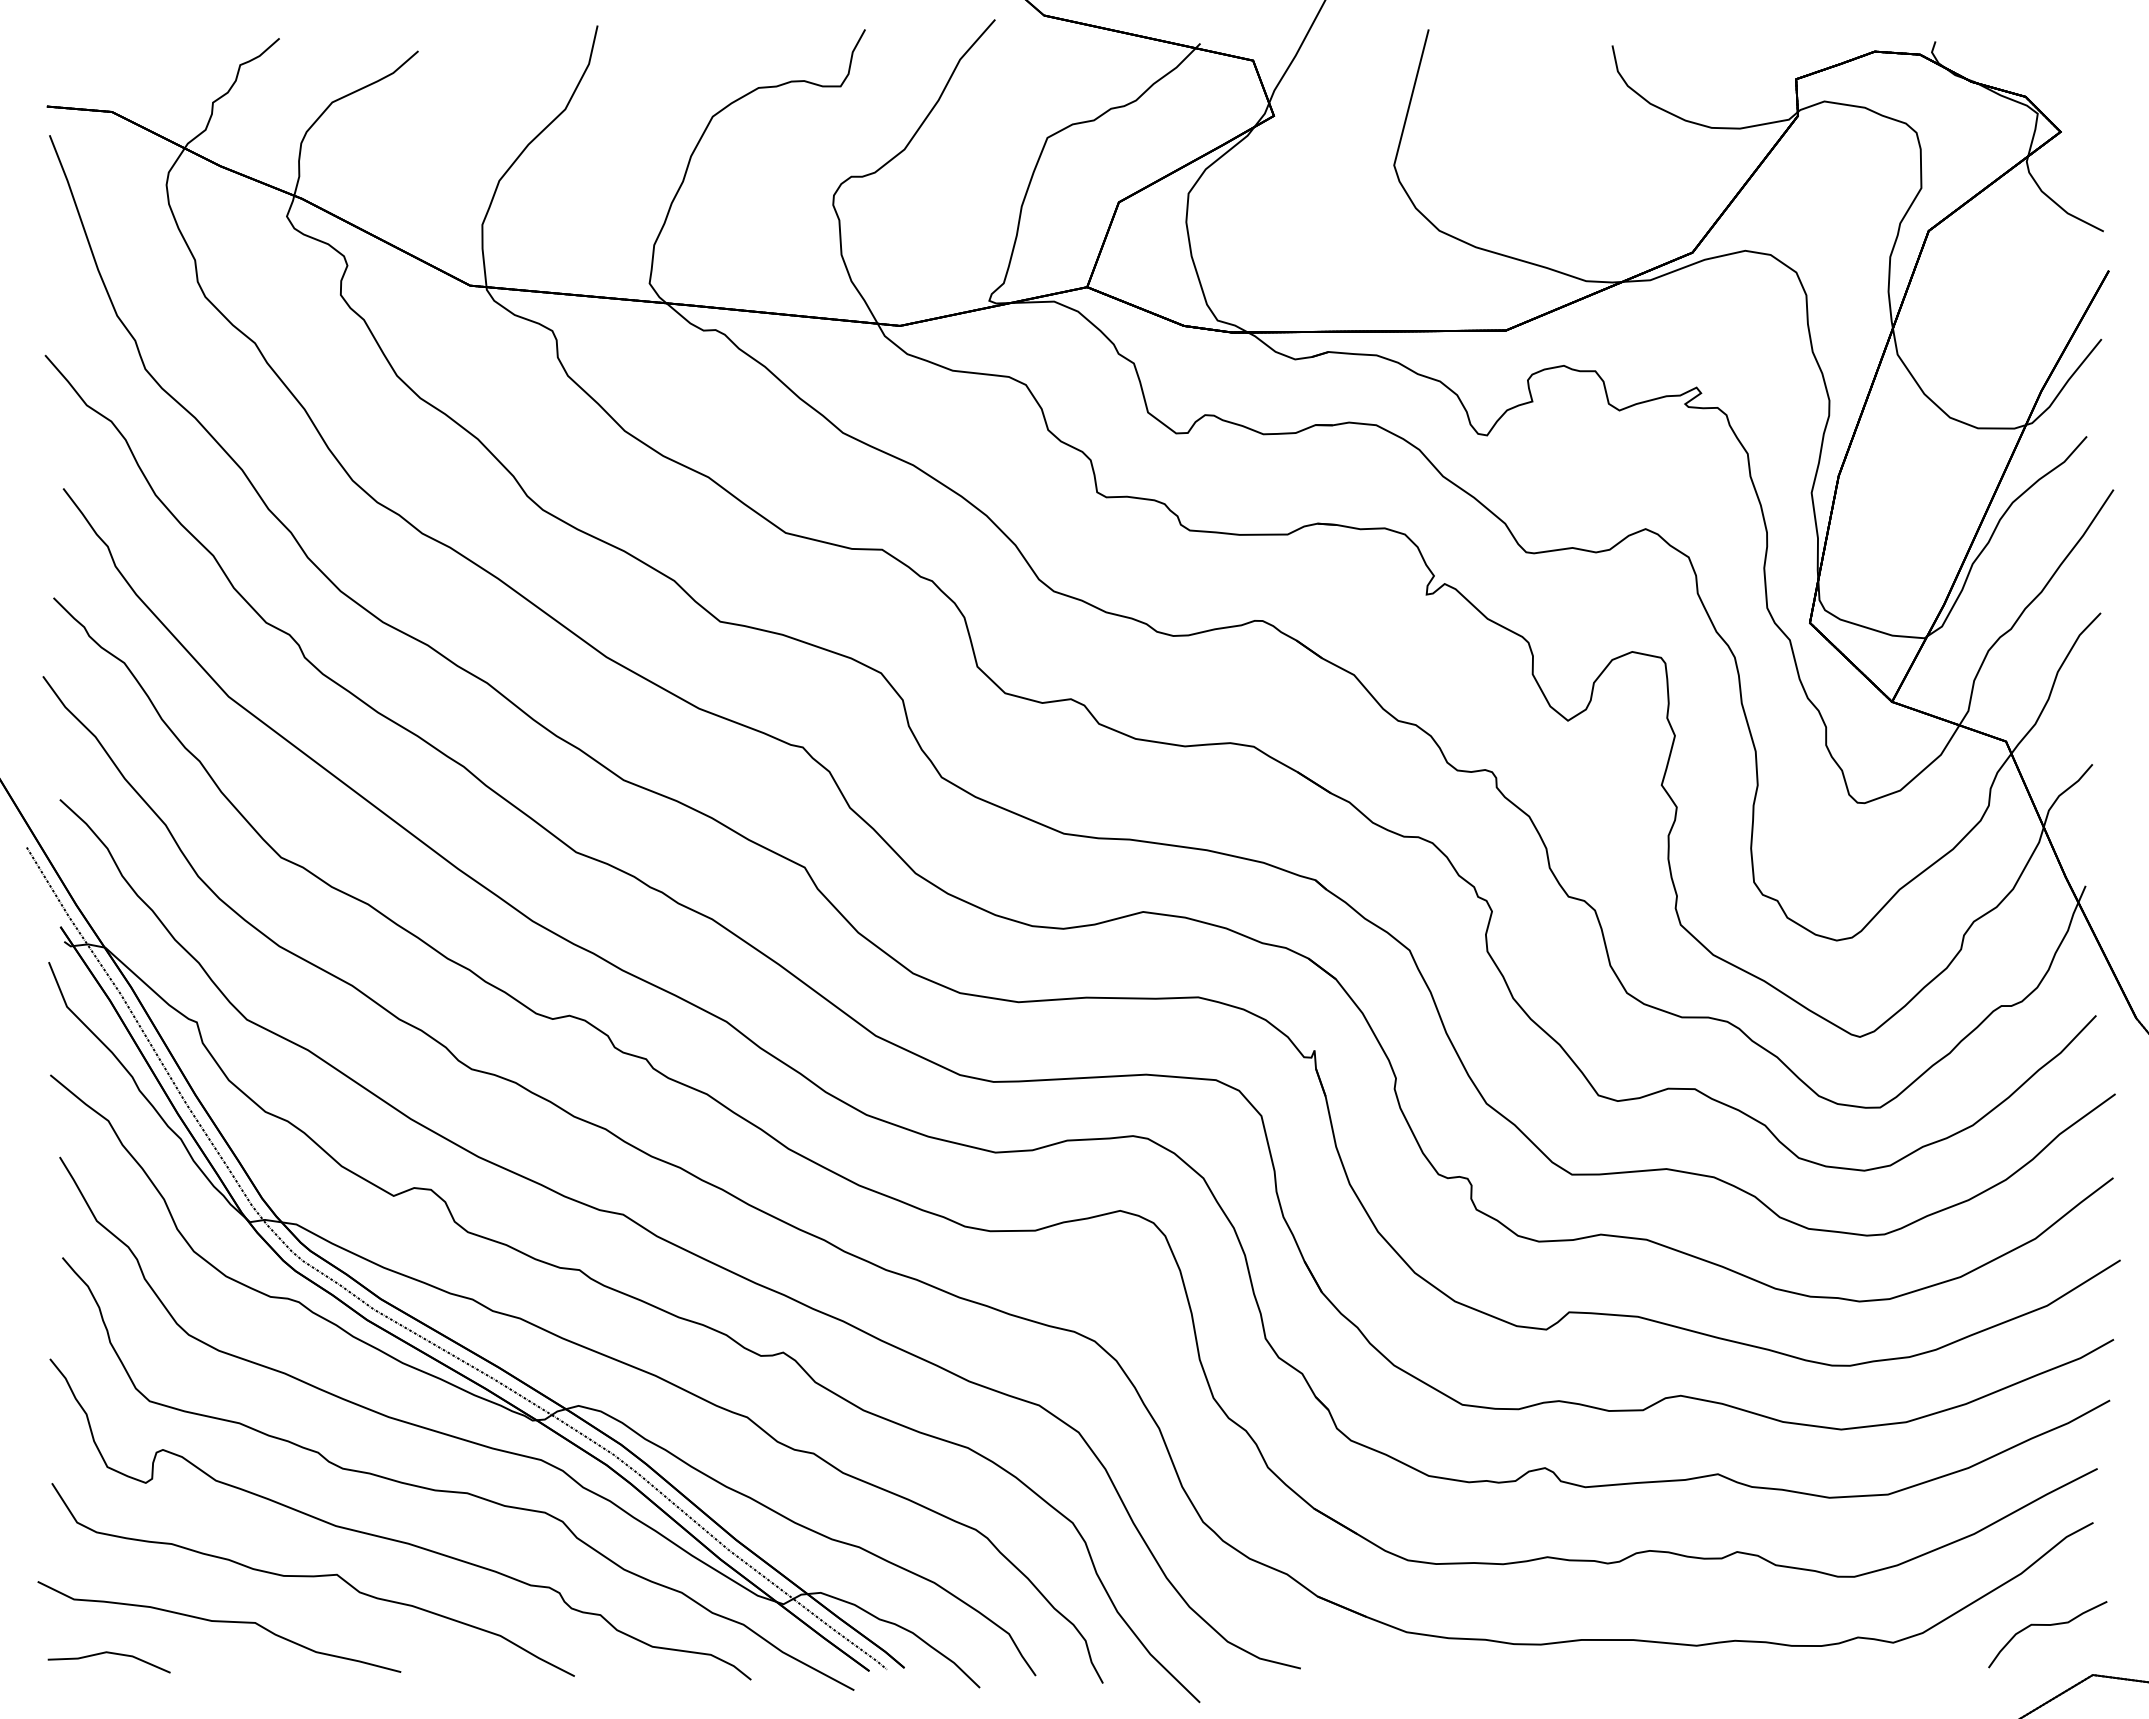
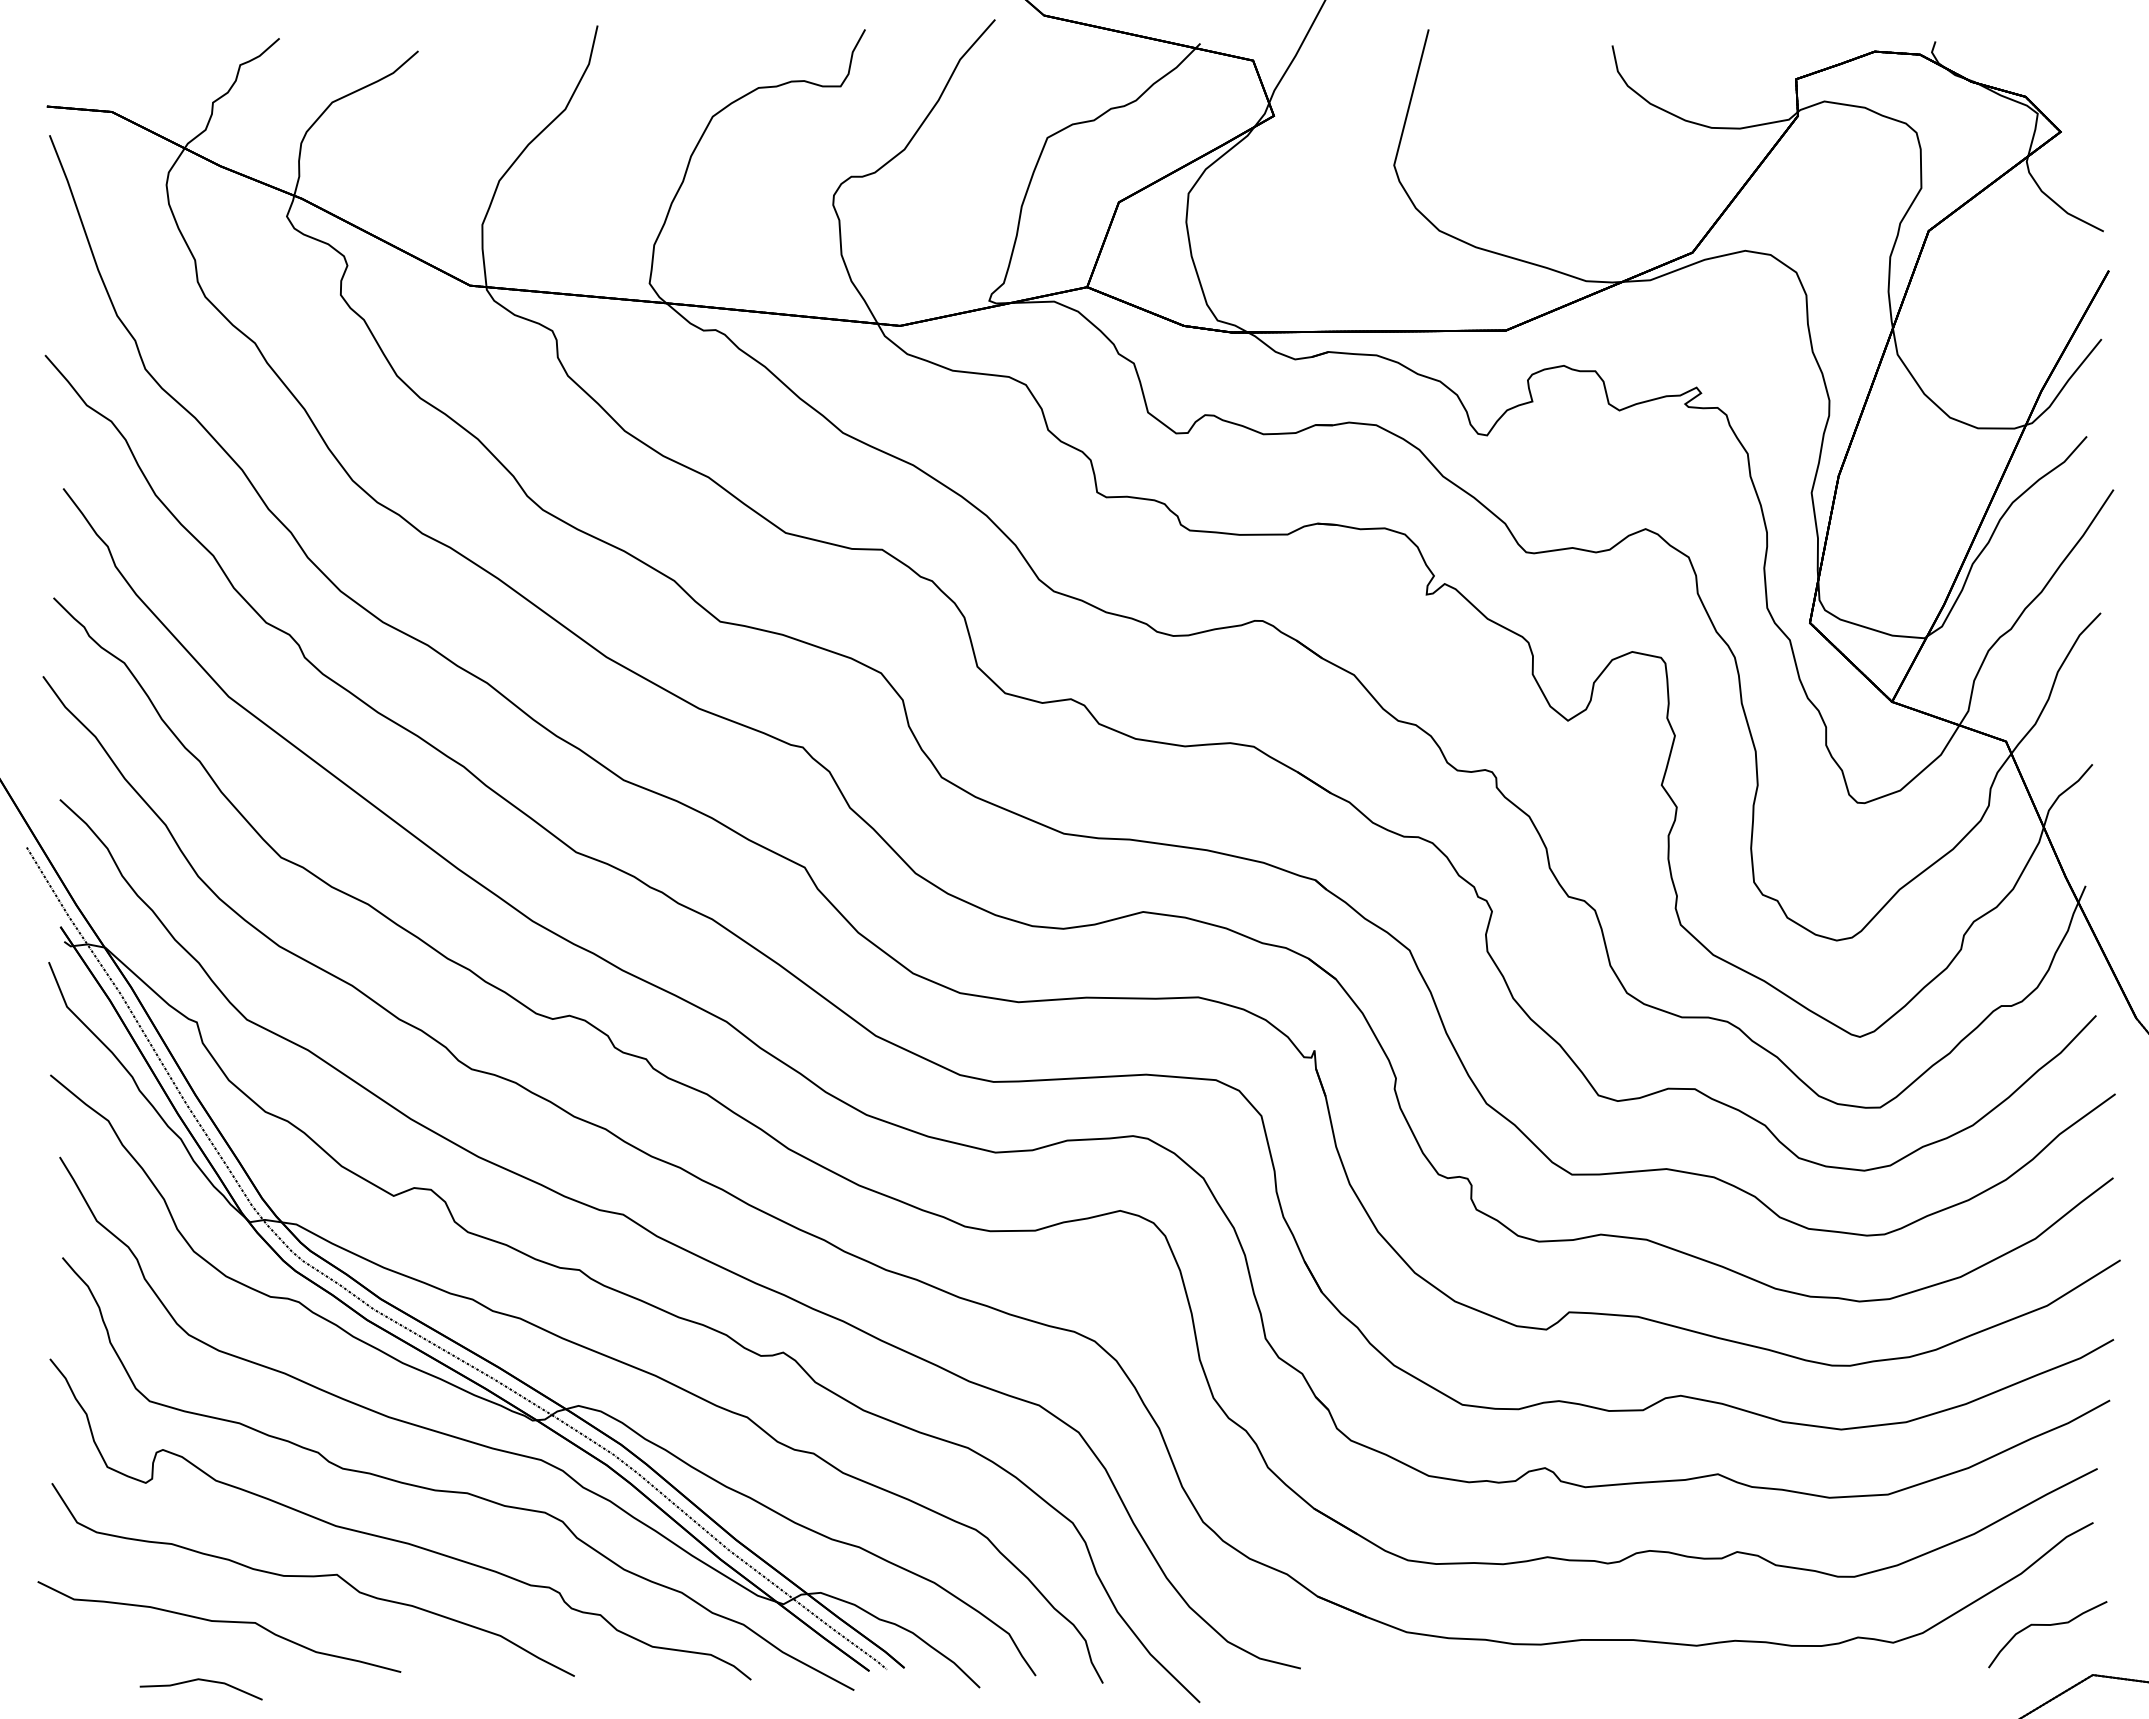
part position: (112, 1654) -> (204, 1681) (204, 1681)
